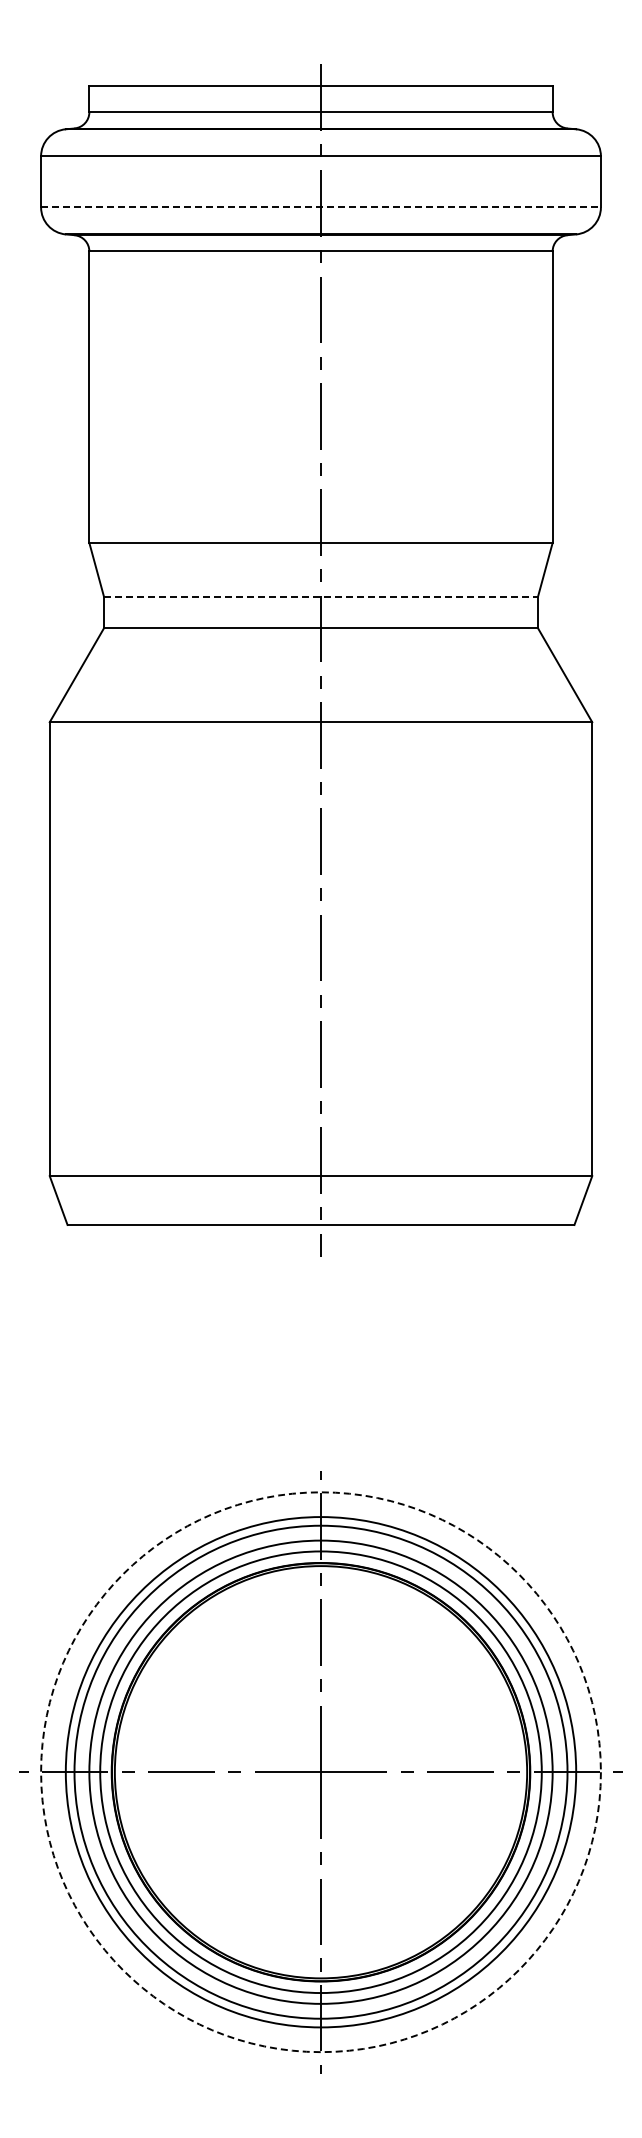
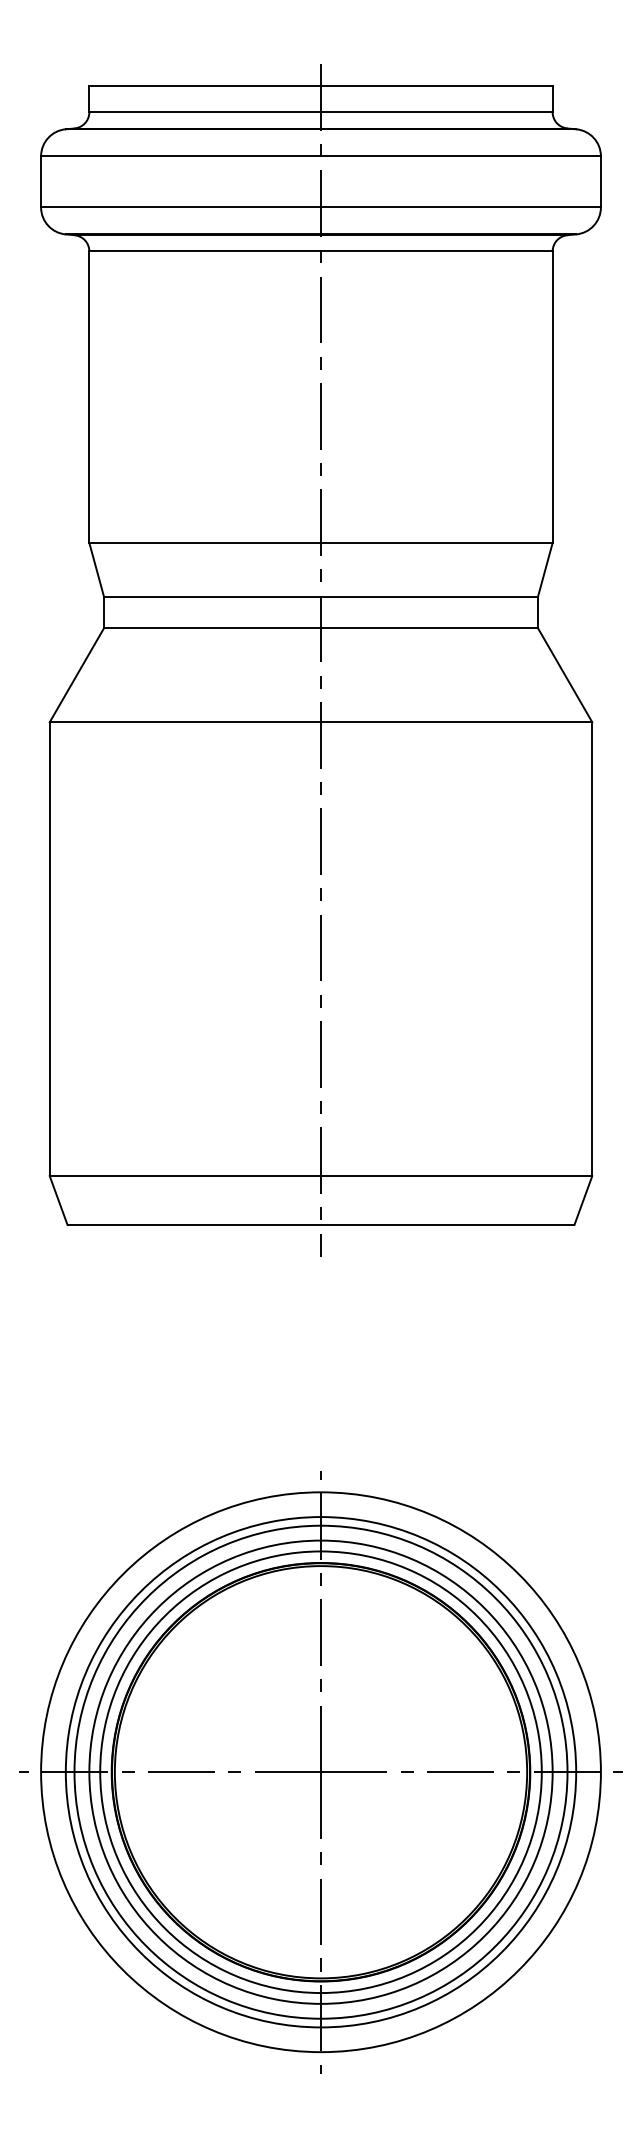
line: dashed -> solid (321, 207)
line: dashed -> solid (321, 596)
circle: dashed -> solid (320, 1772)
